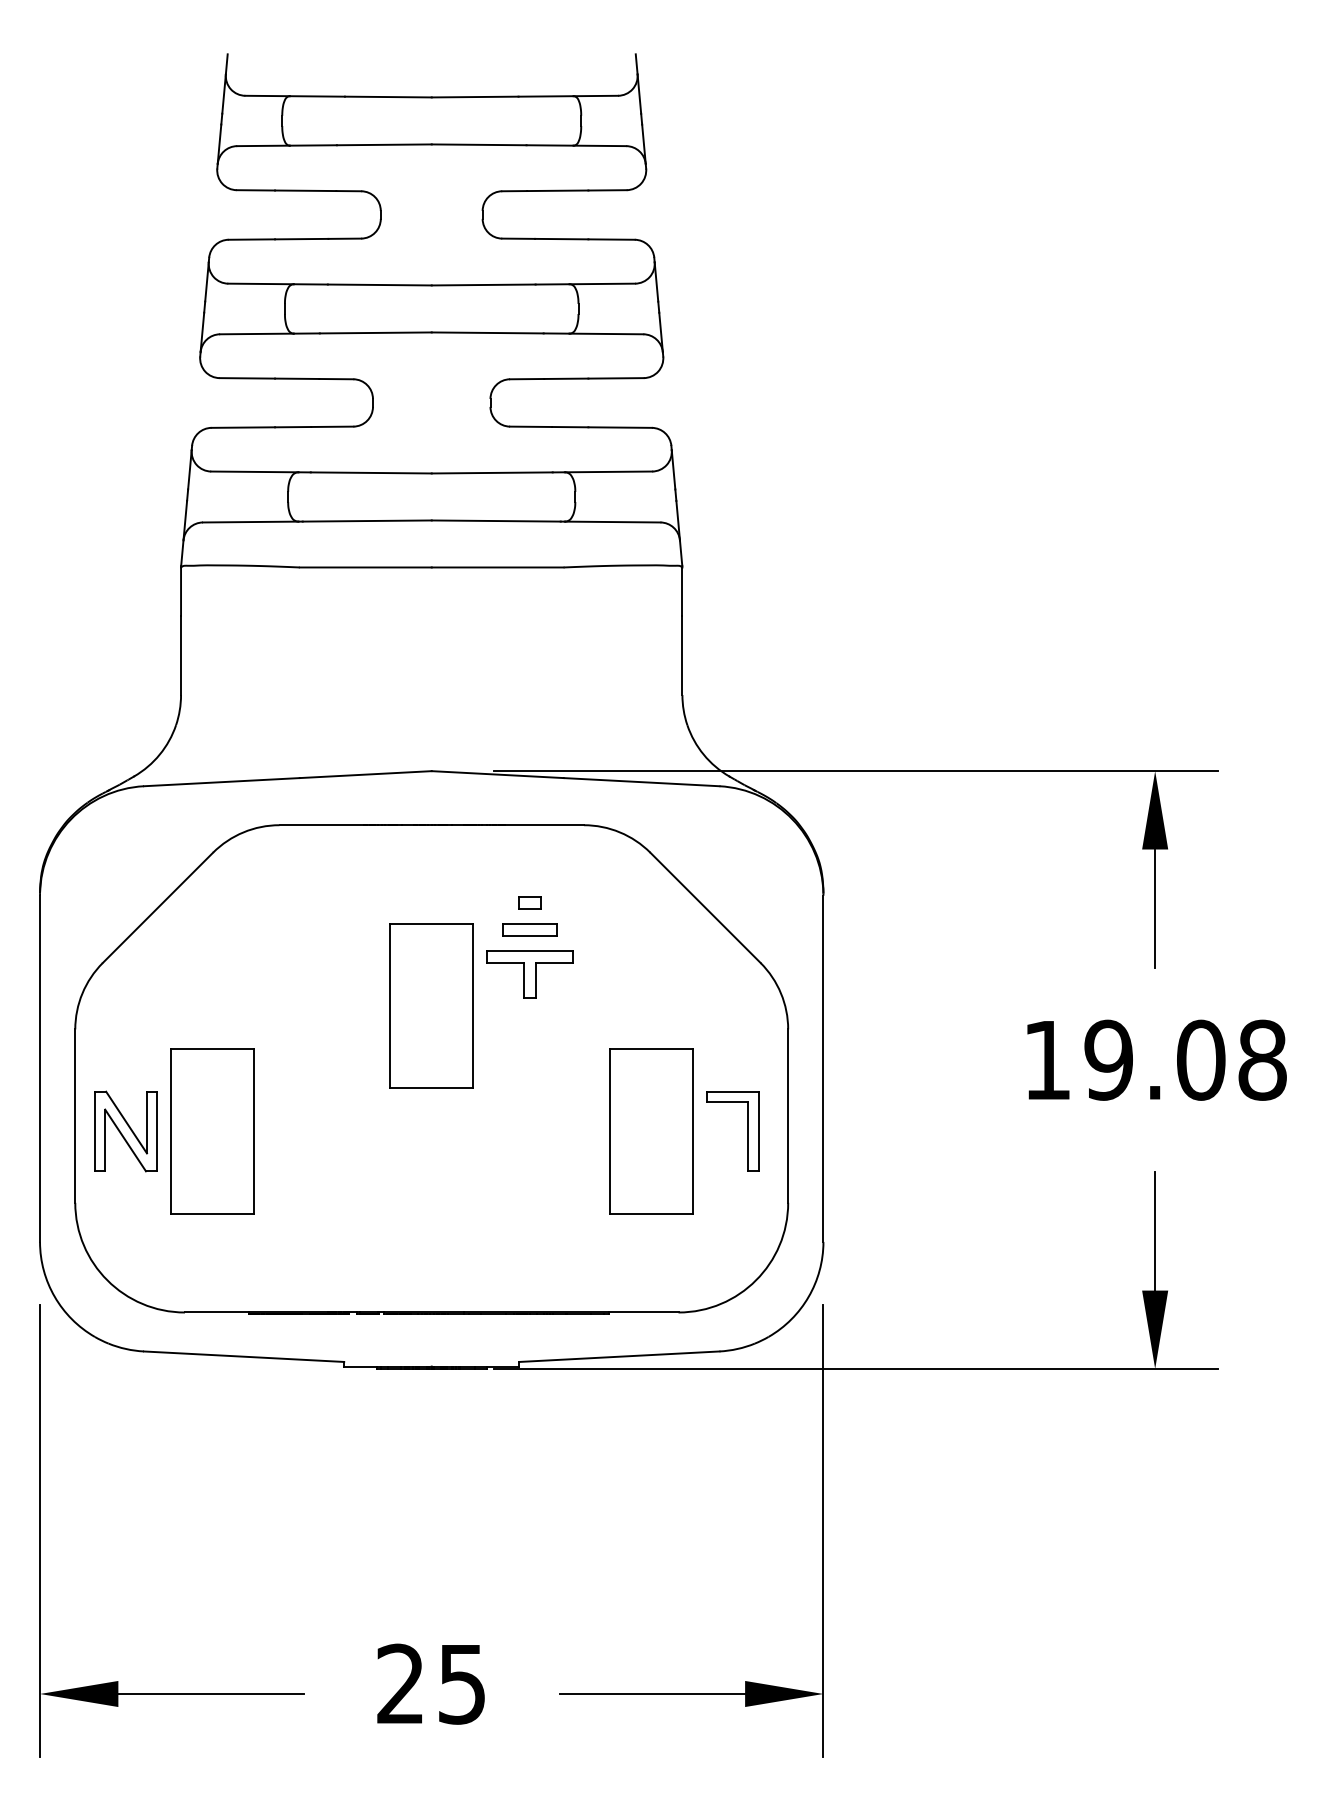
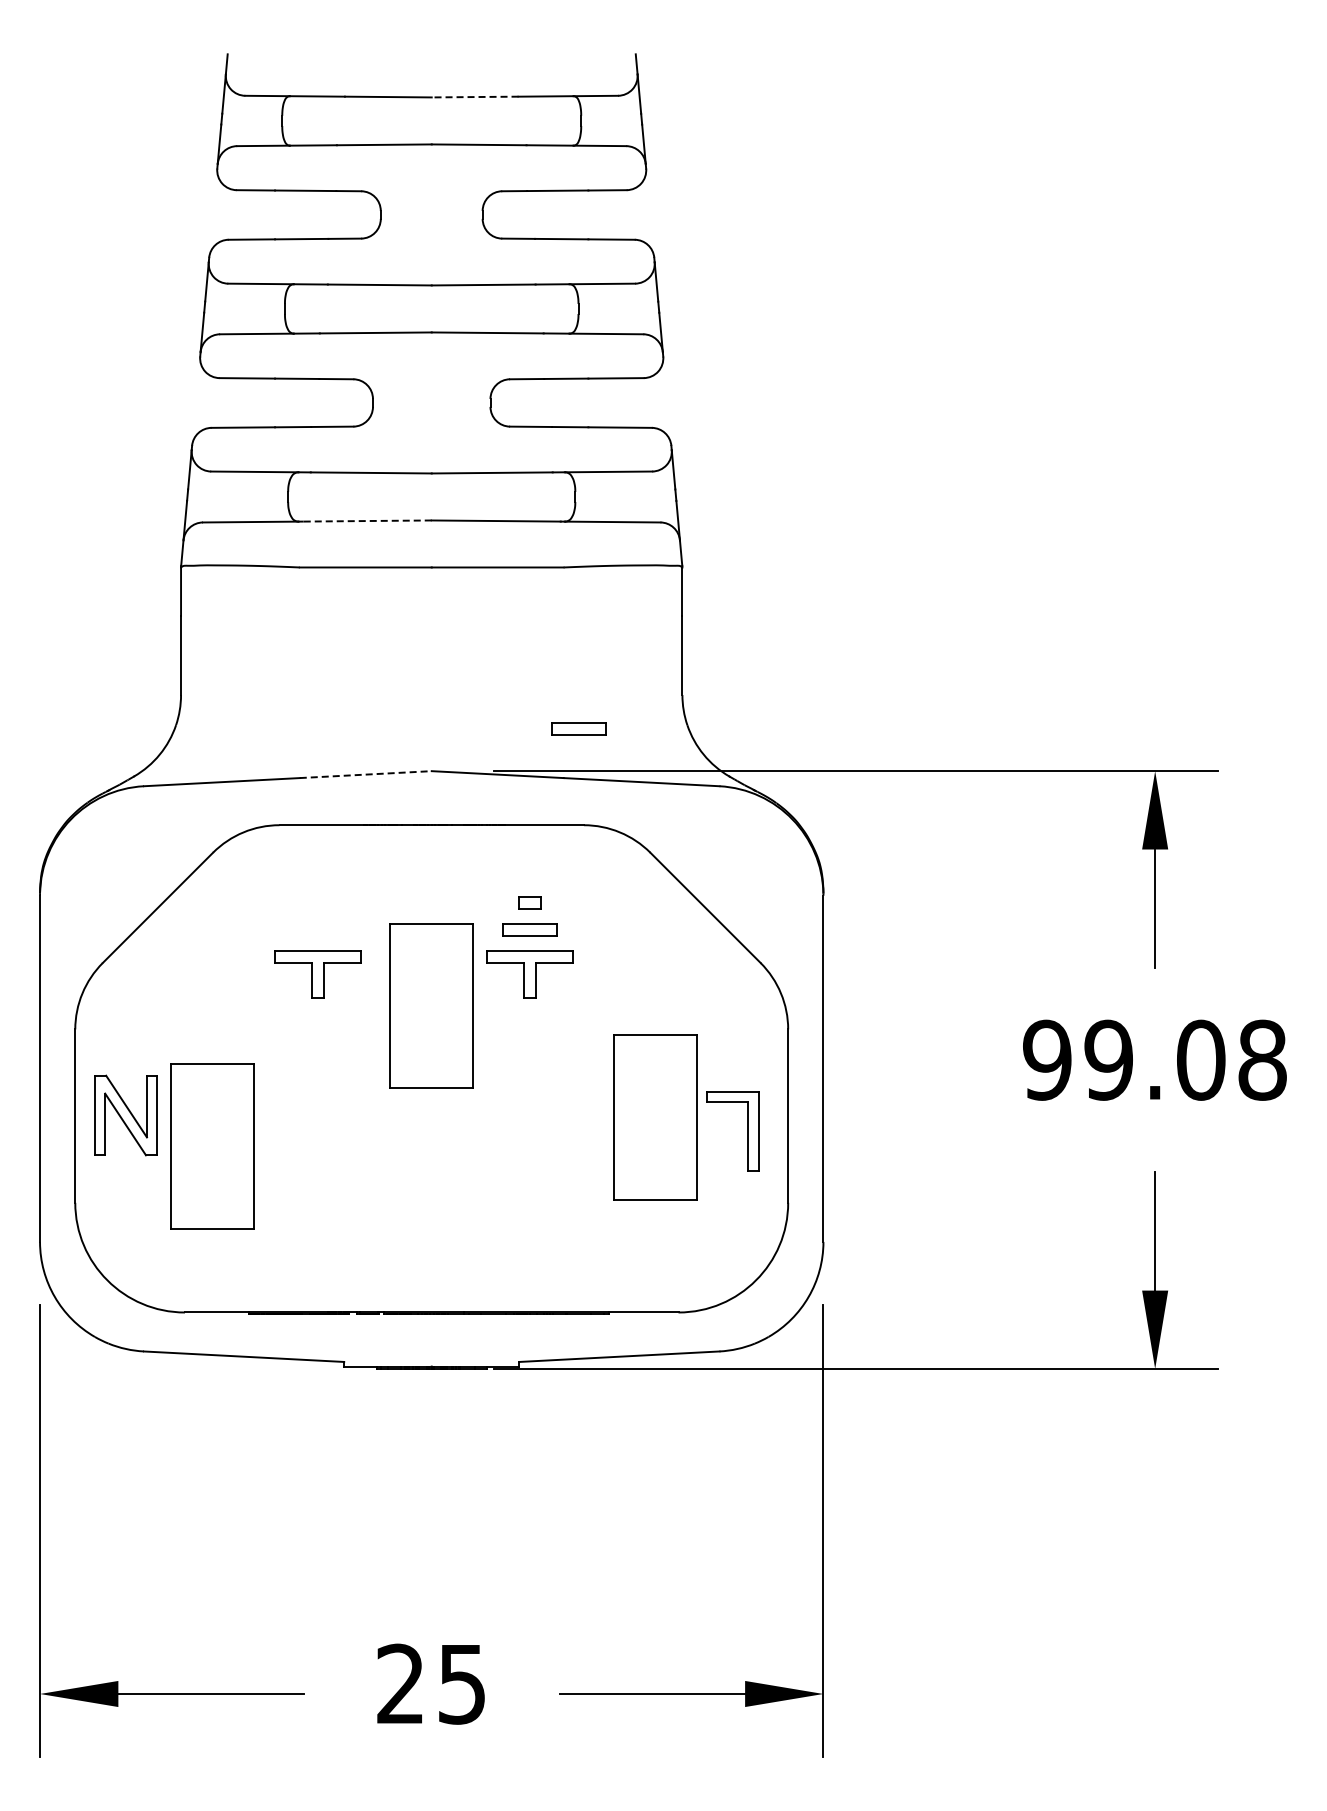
line: solid -> dashed (474, 97)
line: solid -> dashed (367, 521)
part: none -> present (578, 728)
line: solid -> dashed (366, 774)
part: none -> present (317, 974)
text: 19.08 -> 99.08 (1047, 1059)
part position: (125, 1131) -> (125, 1115) (125, 1115)
part position: (212, 1131) -> (212, 1146) (212, 1146)
part position: (651, 1131) -> (655, 1117) (655, 1117)
